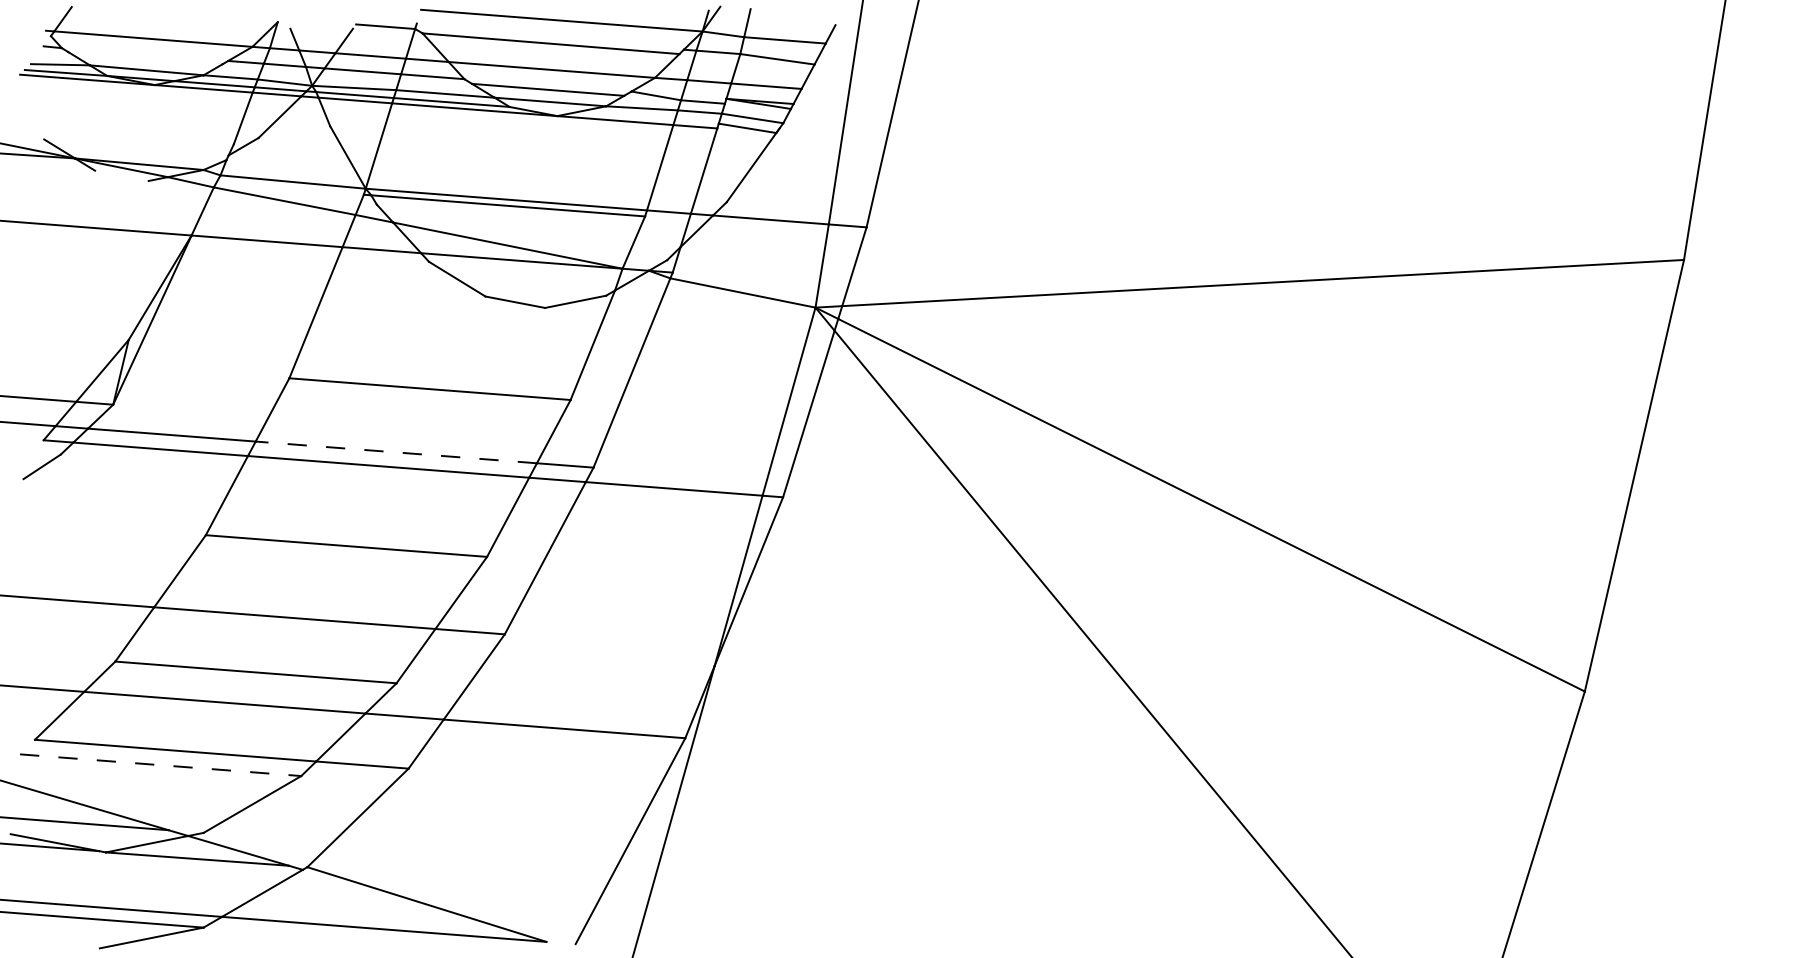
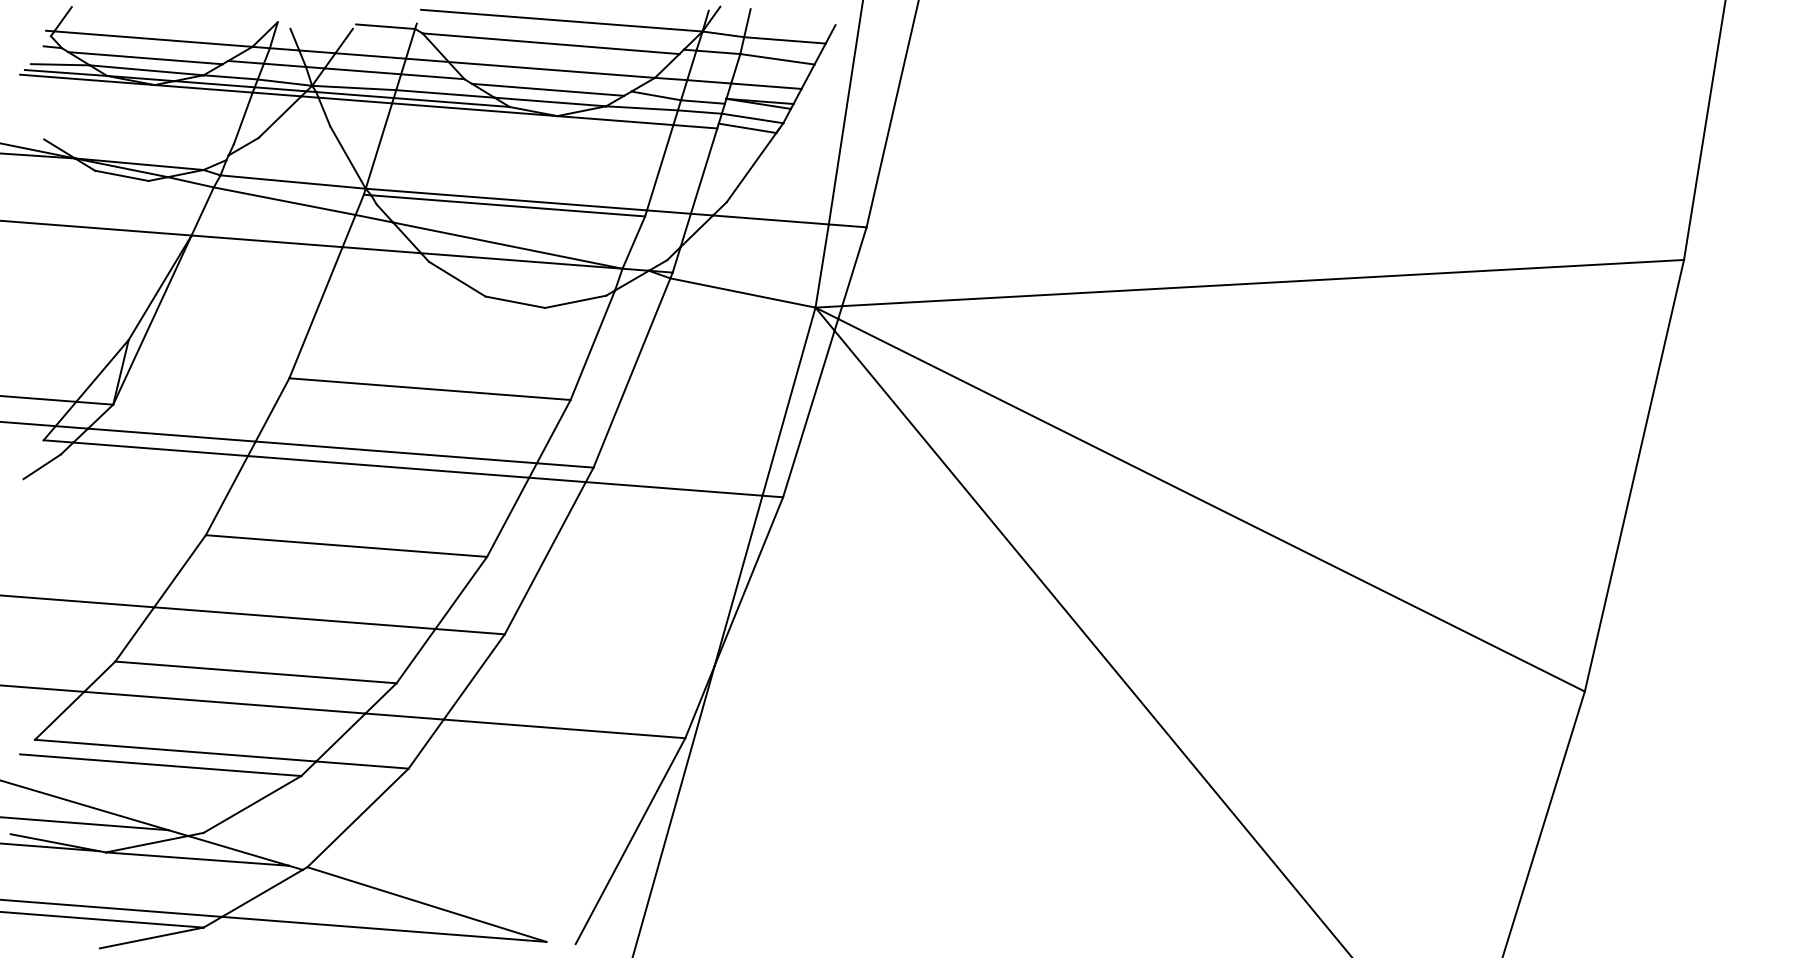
line: none -> present (145, 58)
line: none -> present (121, 175)
line: dashed -> solid (395, 452)
line: dashed -> solid (161, 765)
